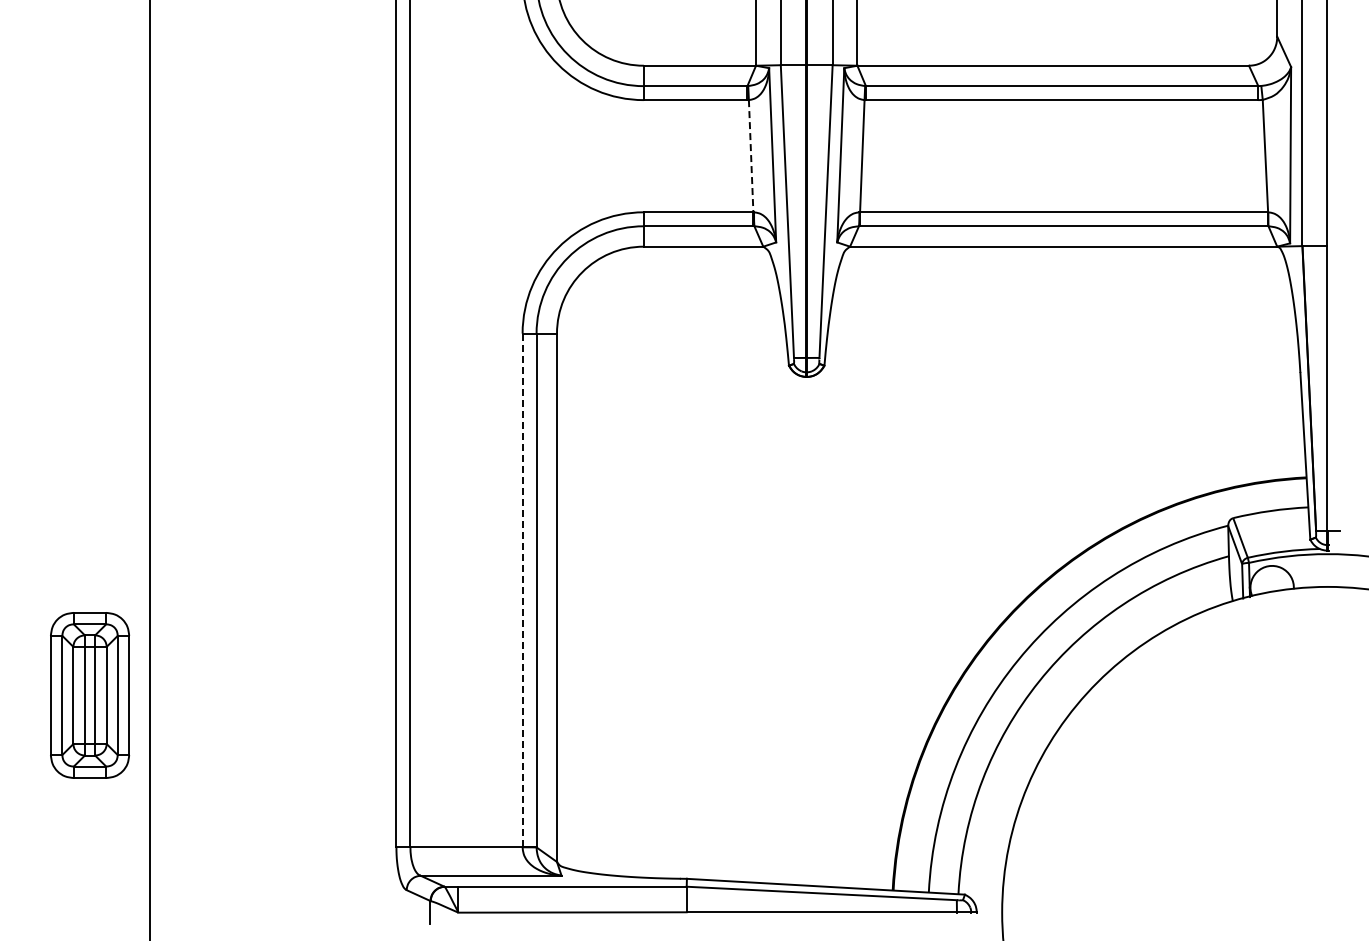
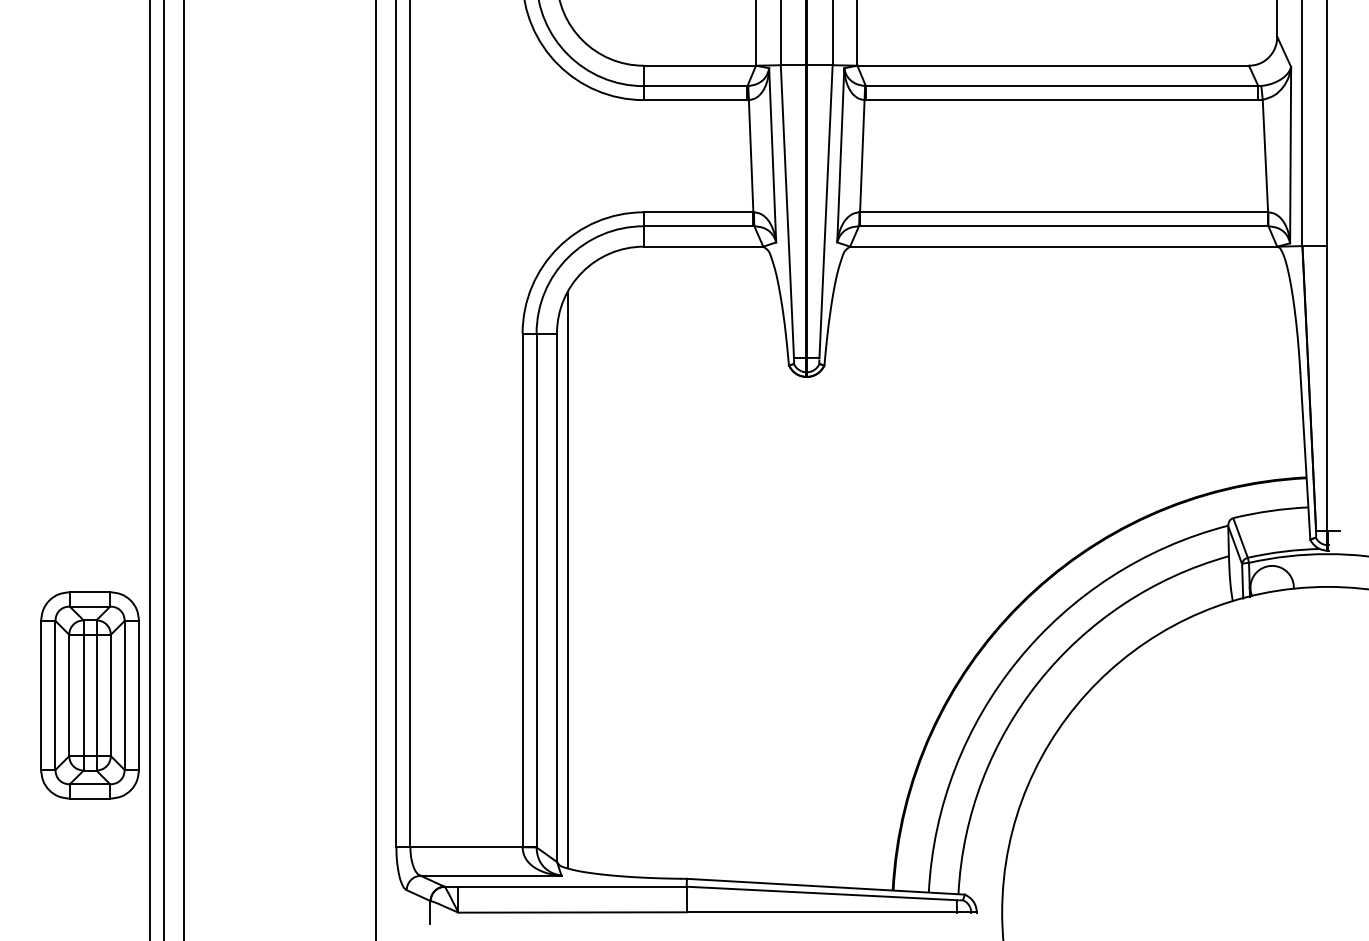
line: dashed -> solid (751, 156)
line: none -> present (163, 469)
line: none -> present (184, 469)
line: none -> present (376, 469)
line: none -> present (567, 580)
line: dashed -> solid (522, 590)
part size: 81x167 px -> 100x209 px (89, 695)
